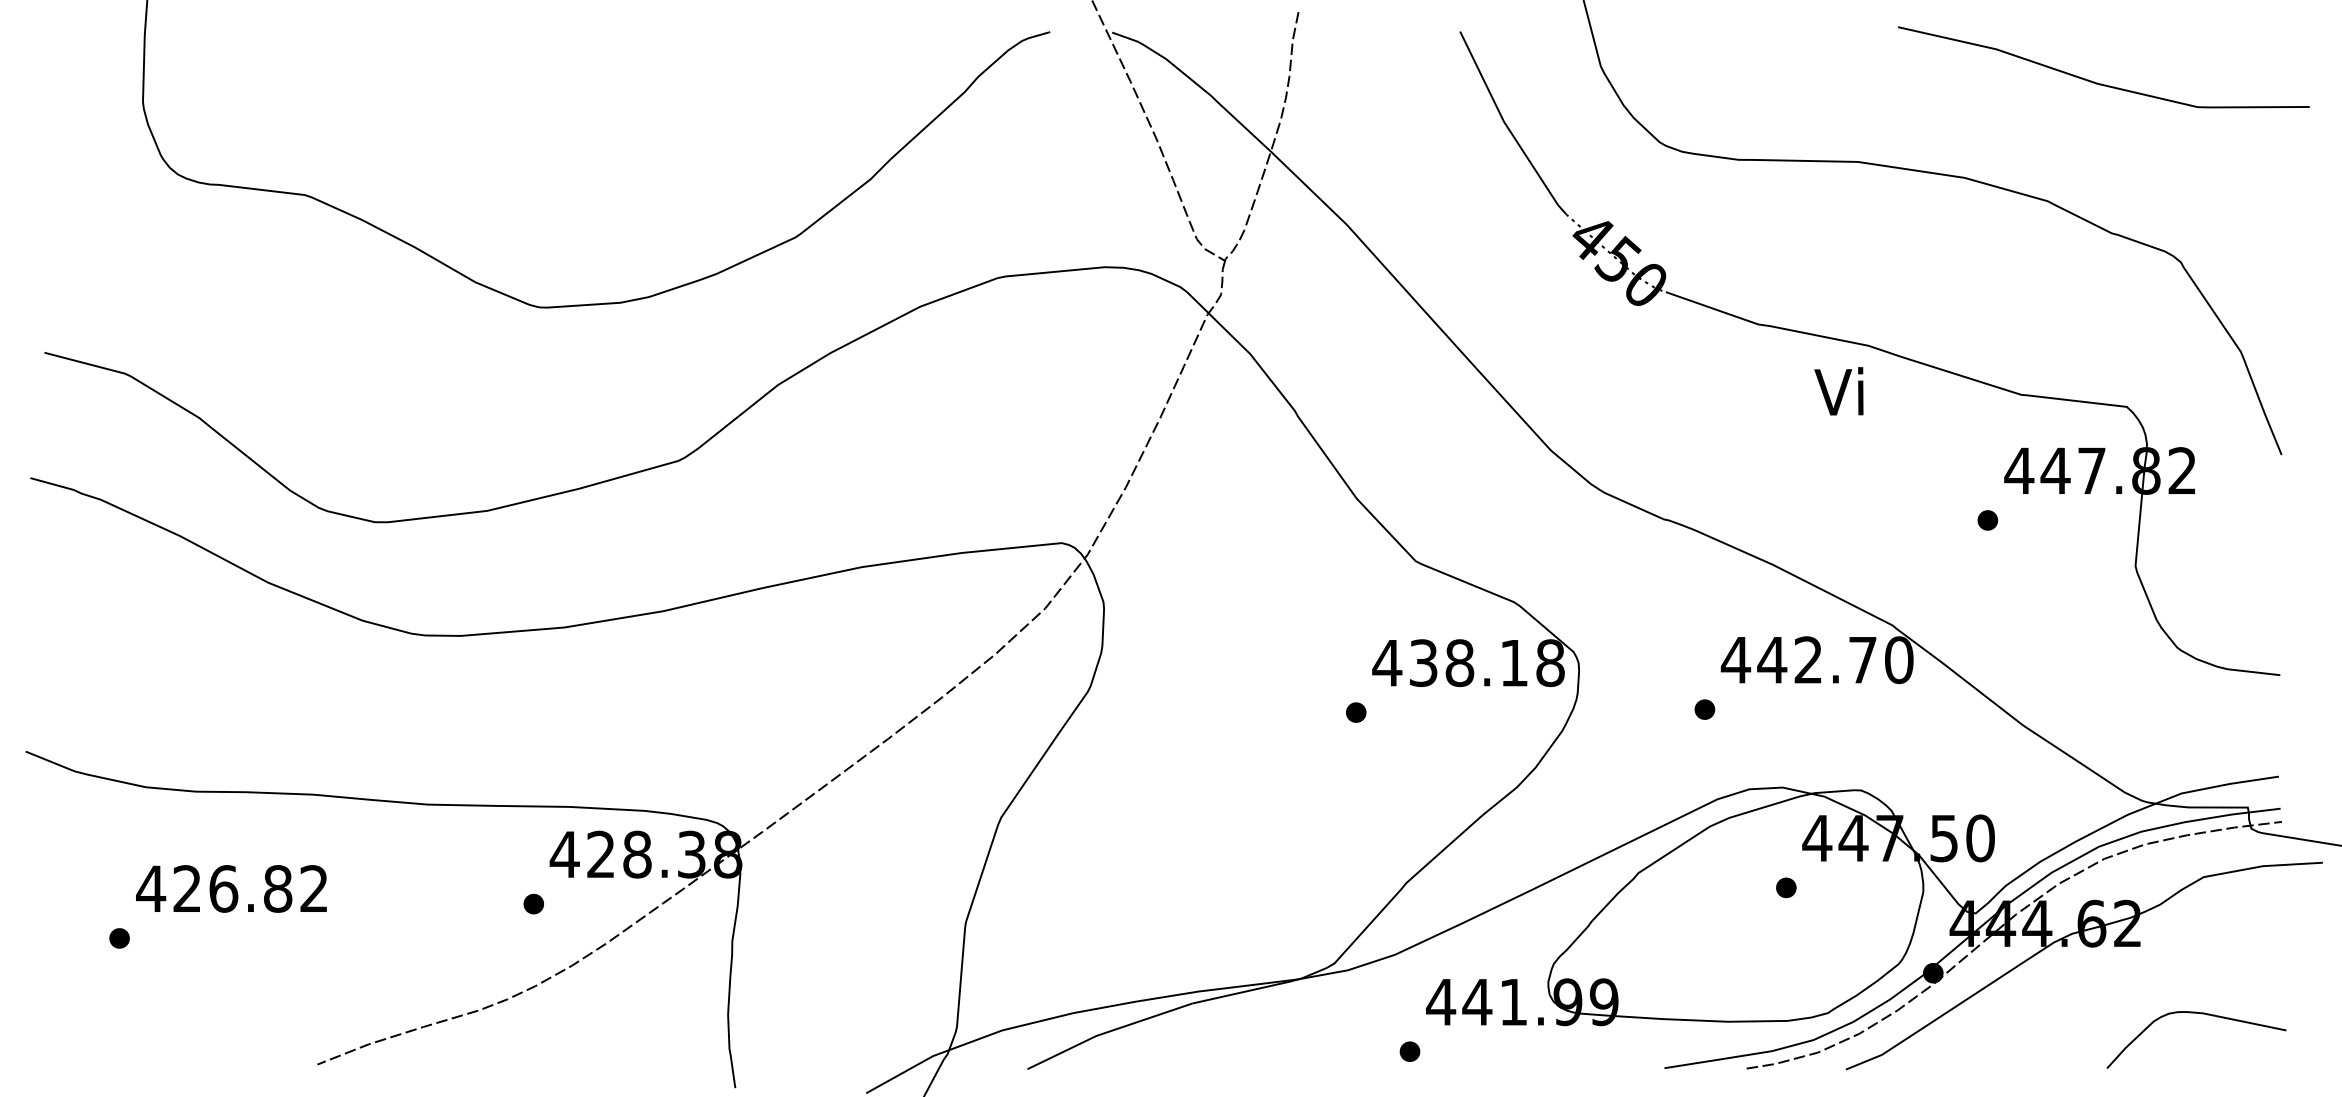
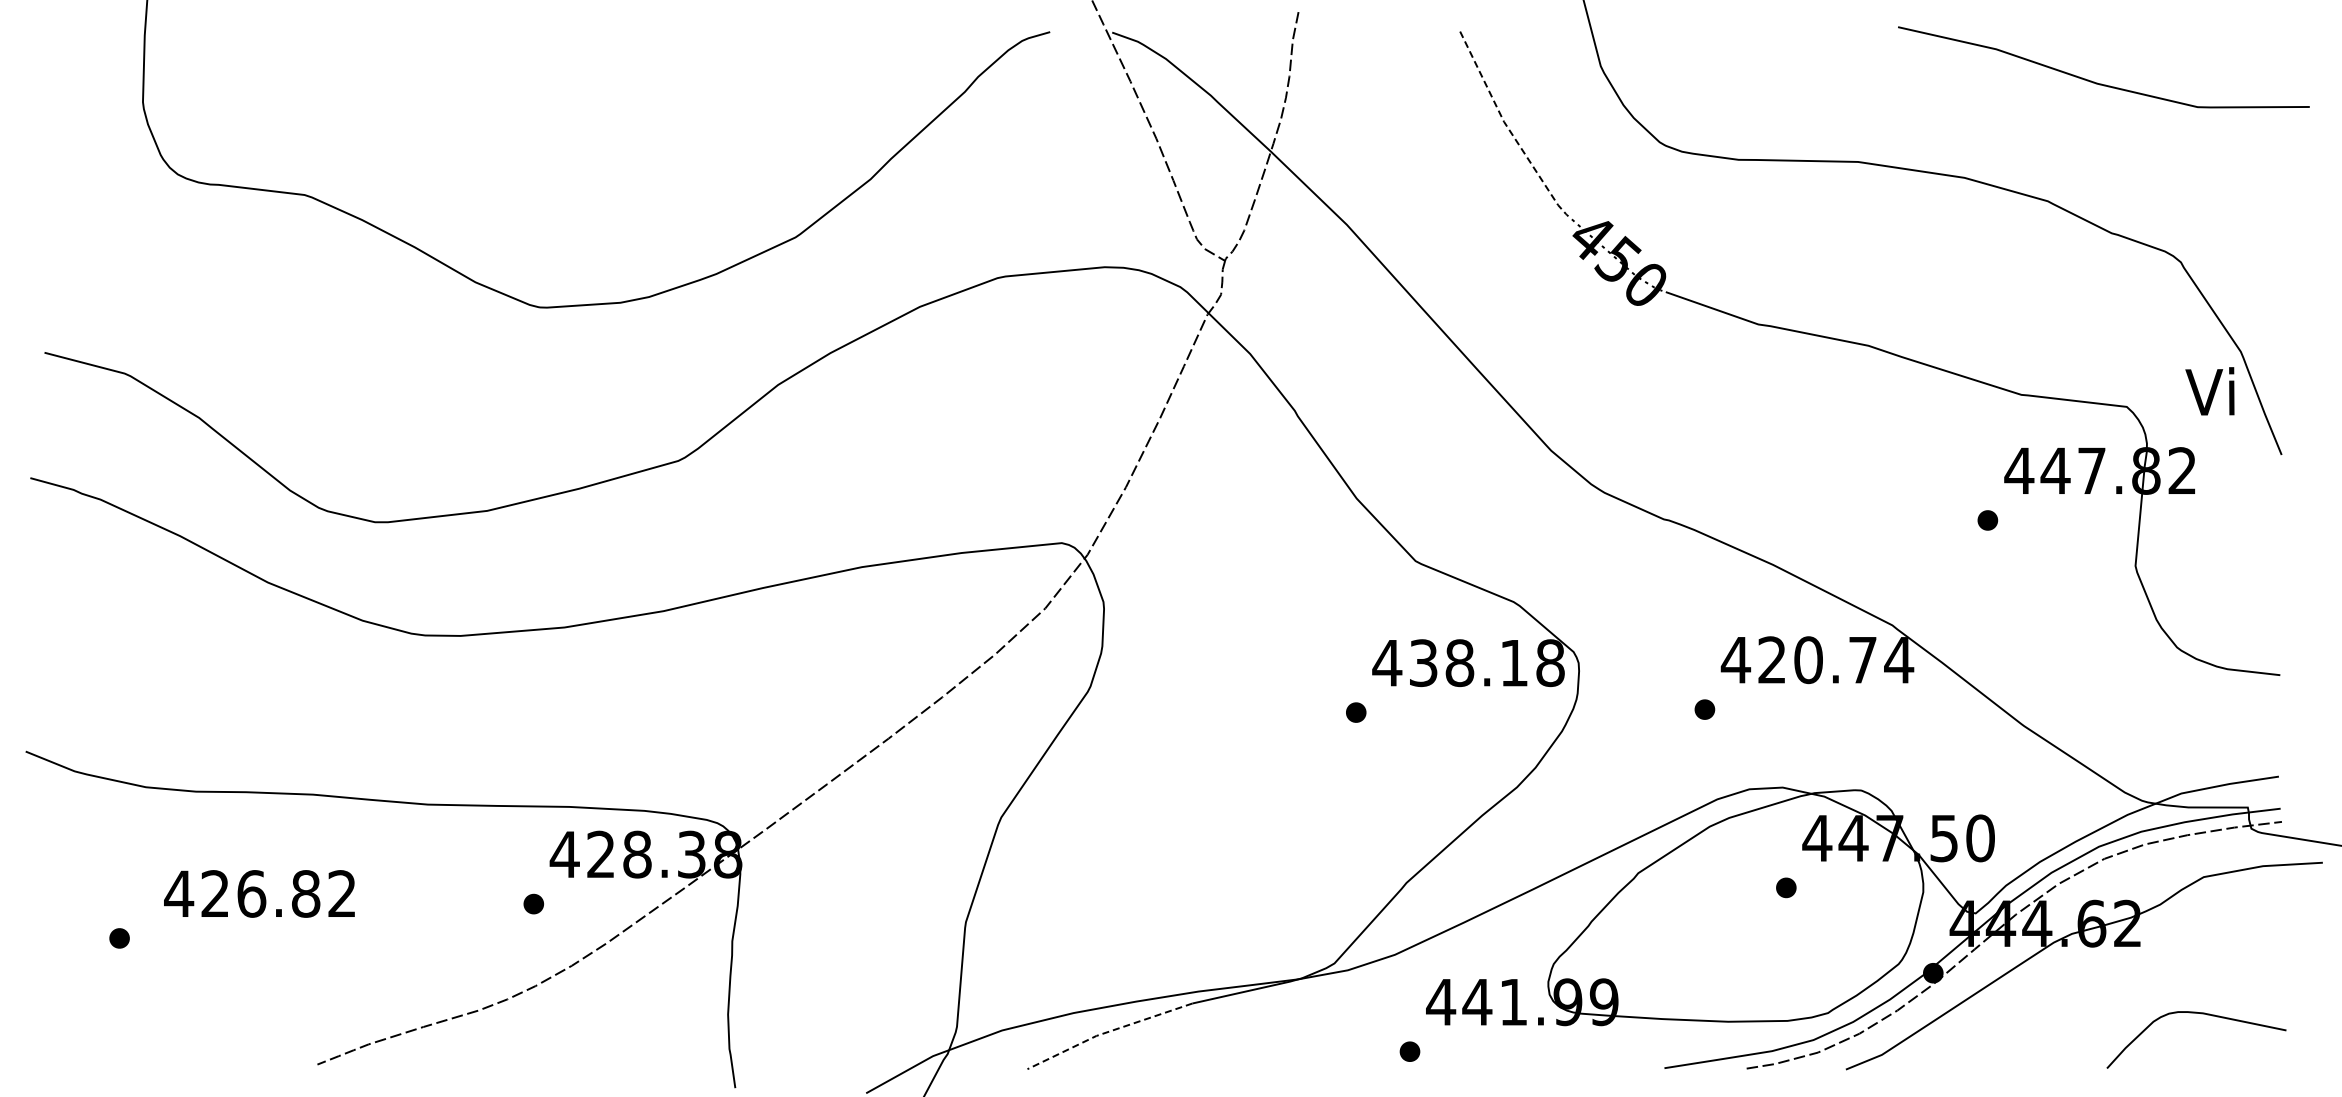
line: solid -> dashed (1507, 126)
text position: (1838, 391) -> (2209, 391) (2209, 391)
text: 442.70 -> 420.74 (1835, 660)
text position: (231, 888) -> (259, 893) (259, 893)
line: solid -> dashed (1107, 1032)
